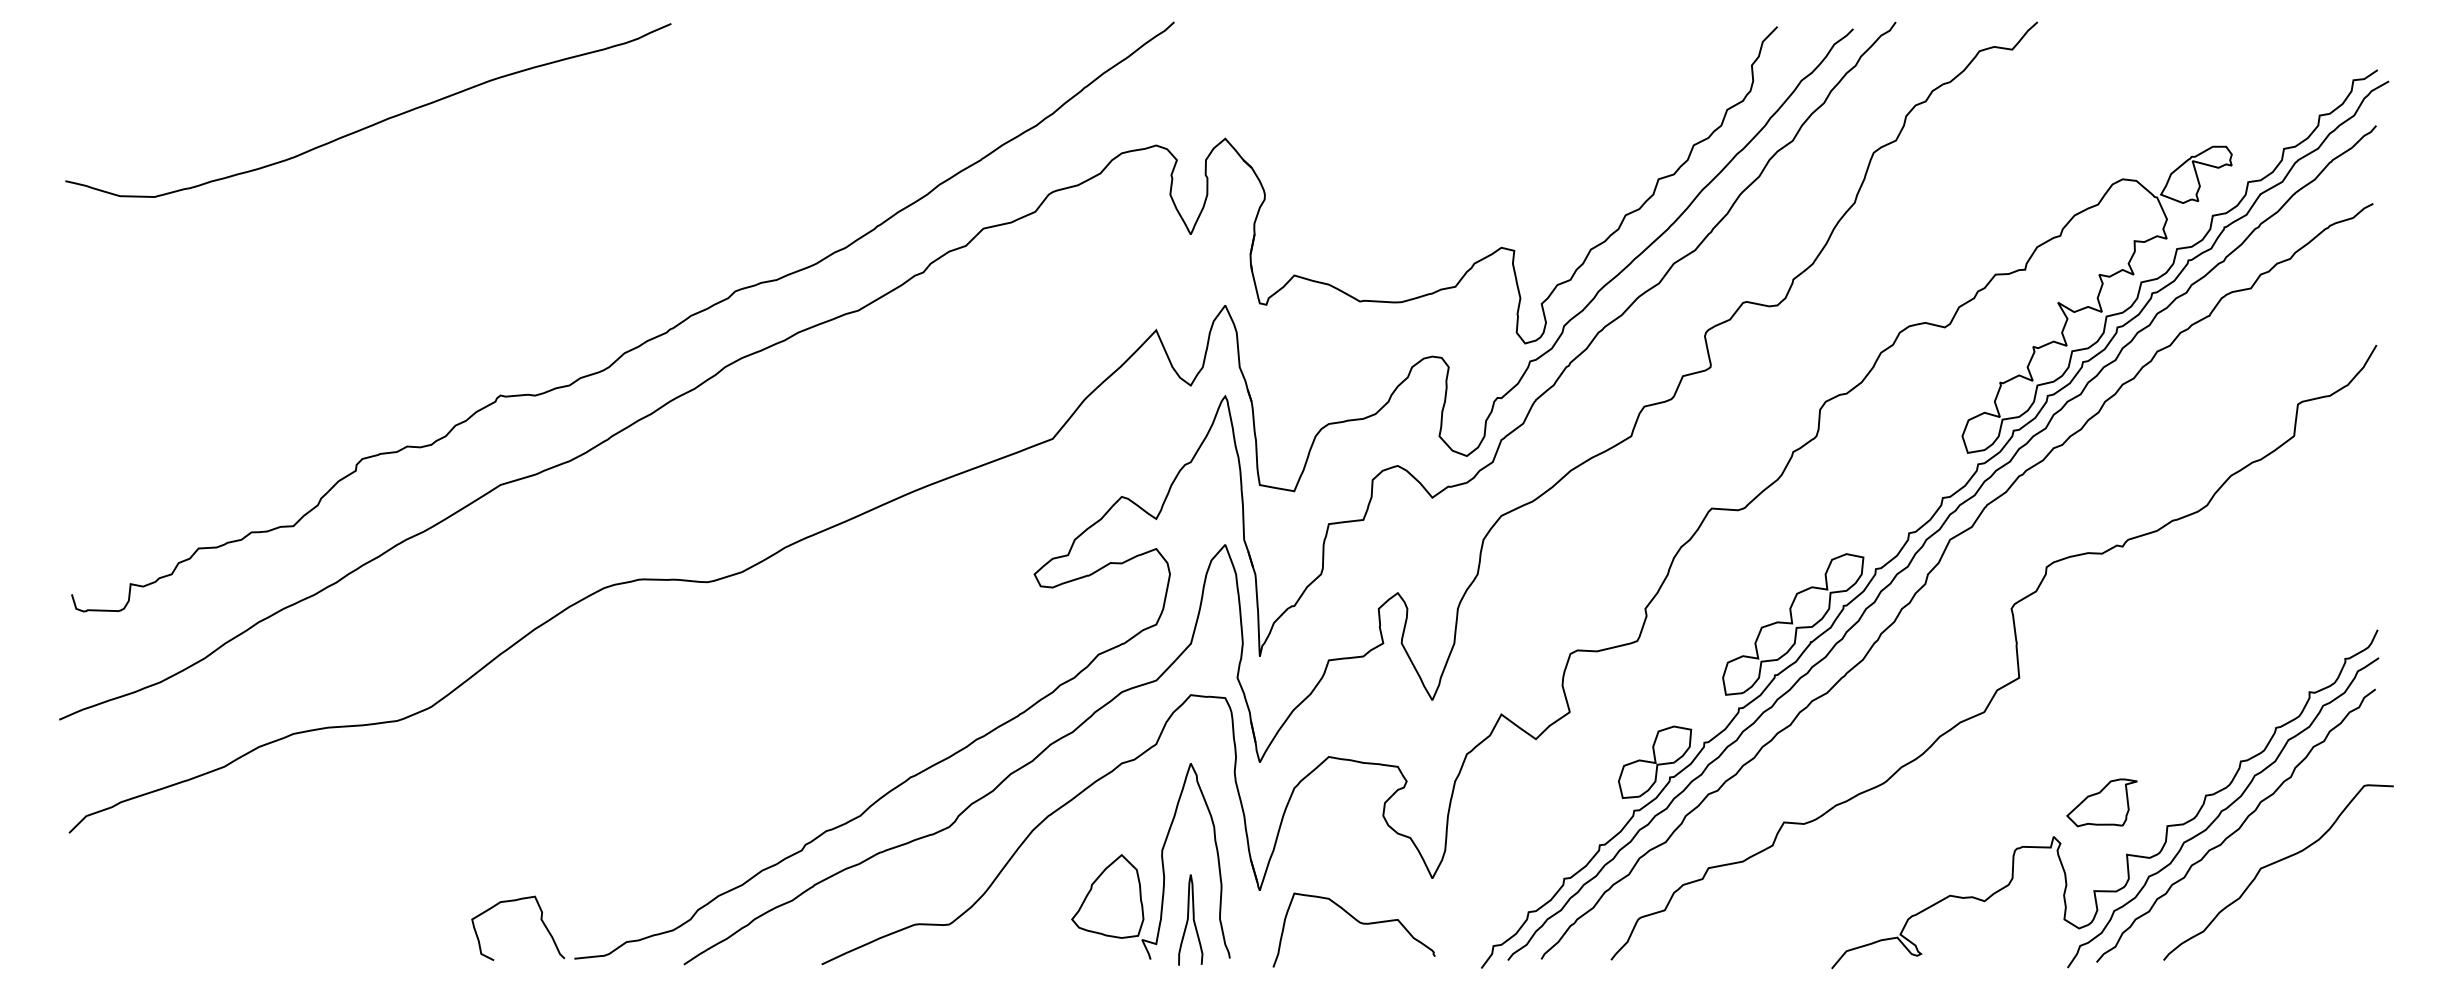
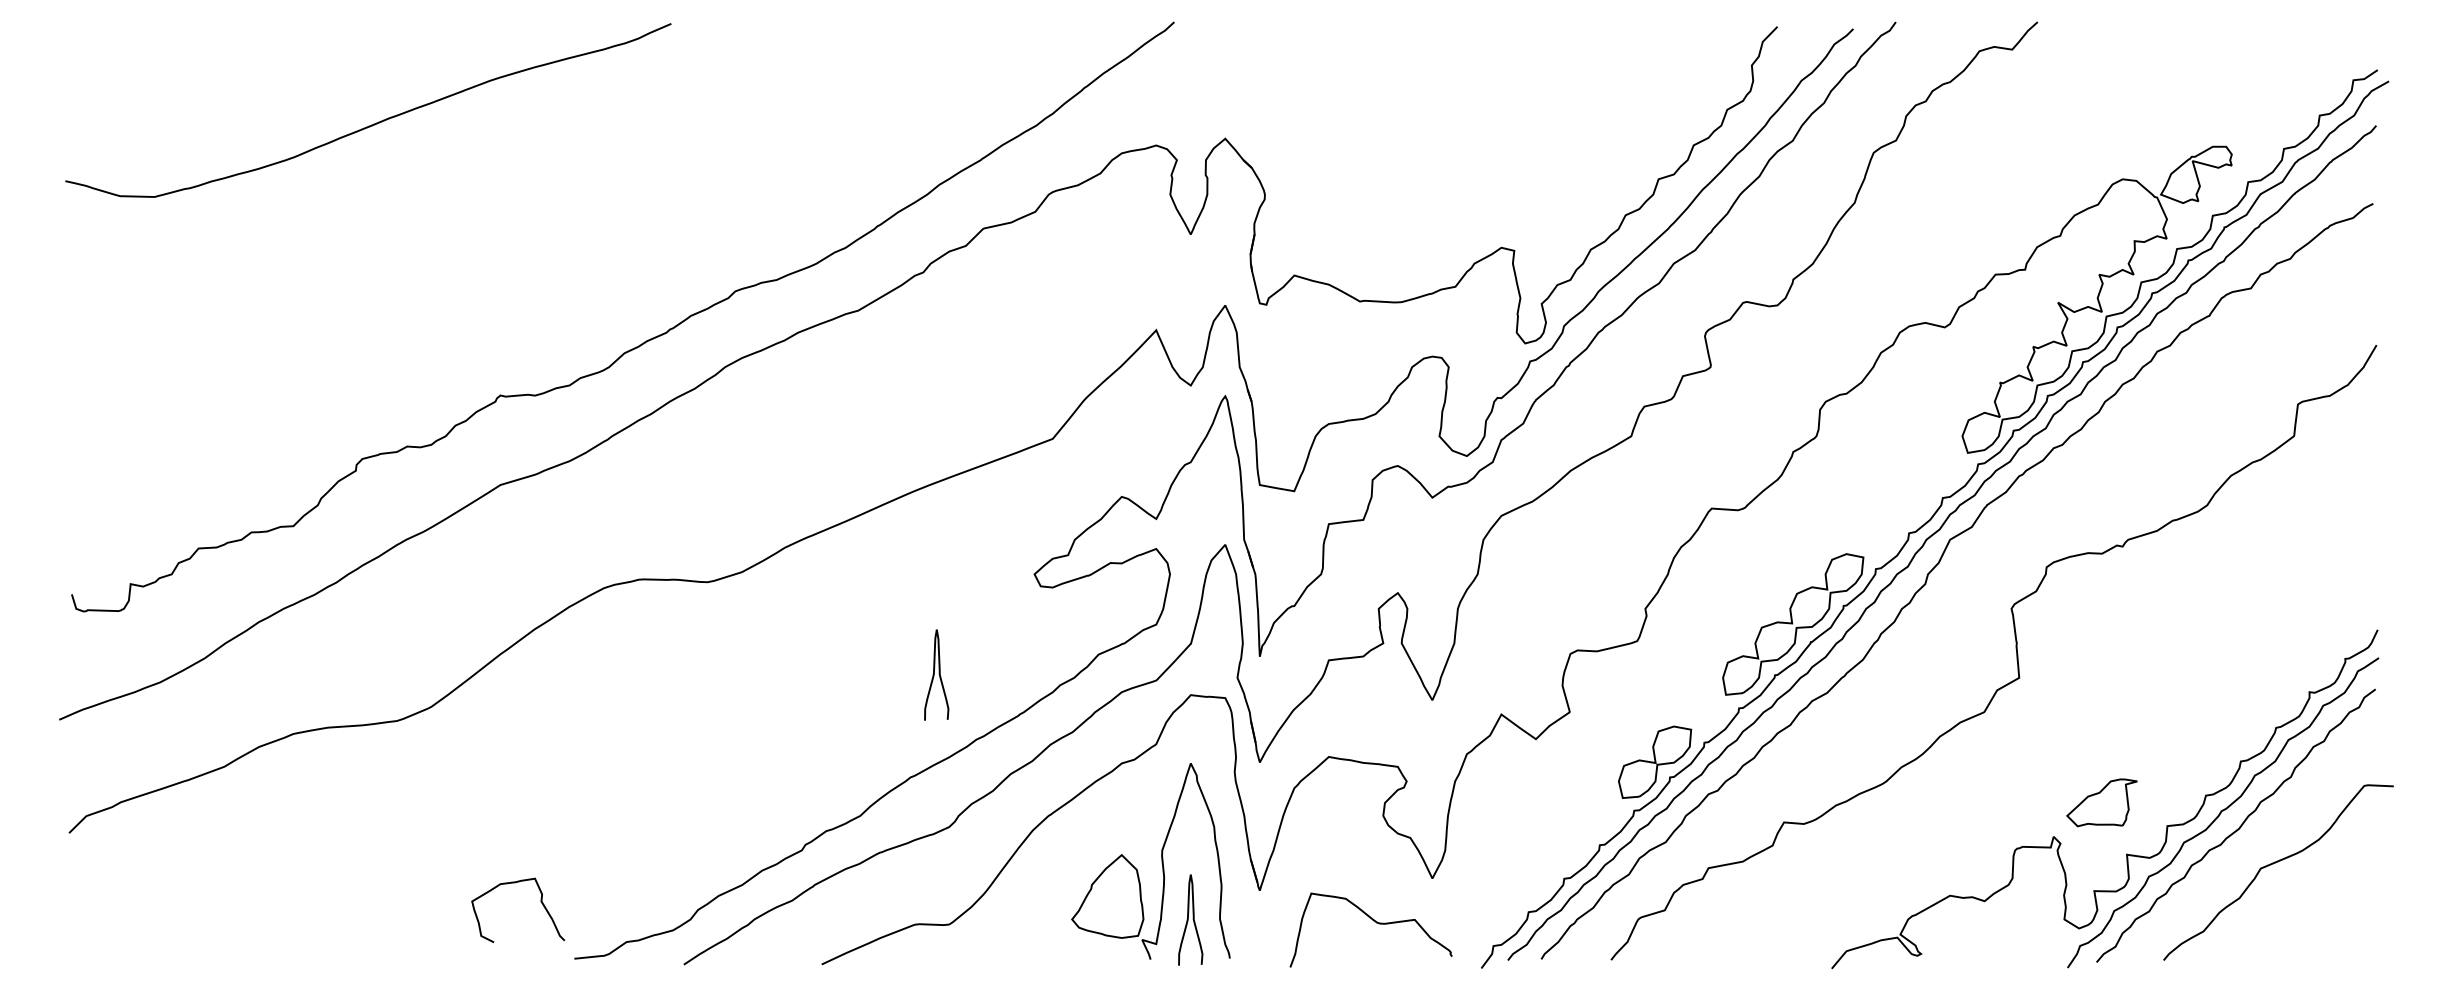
curve: none -> present (934, 674)
curve position: (540, 919) -> (540, 901) (540, 901)
curve position: (1359, 923) -> (1376, 923) (1376, 923)
